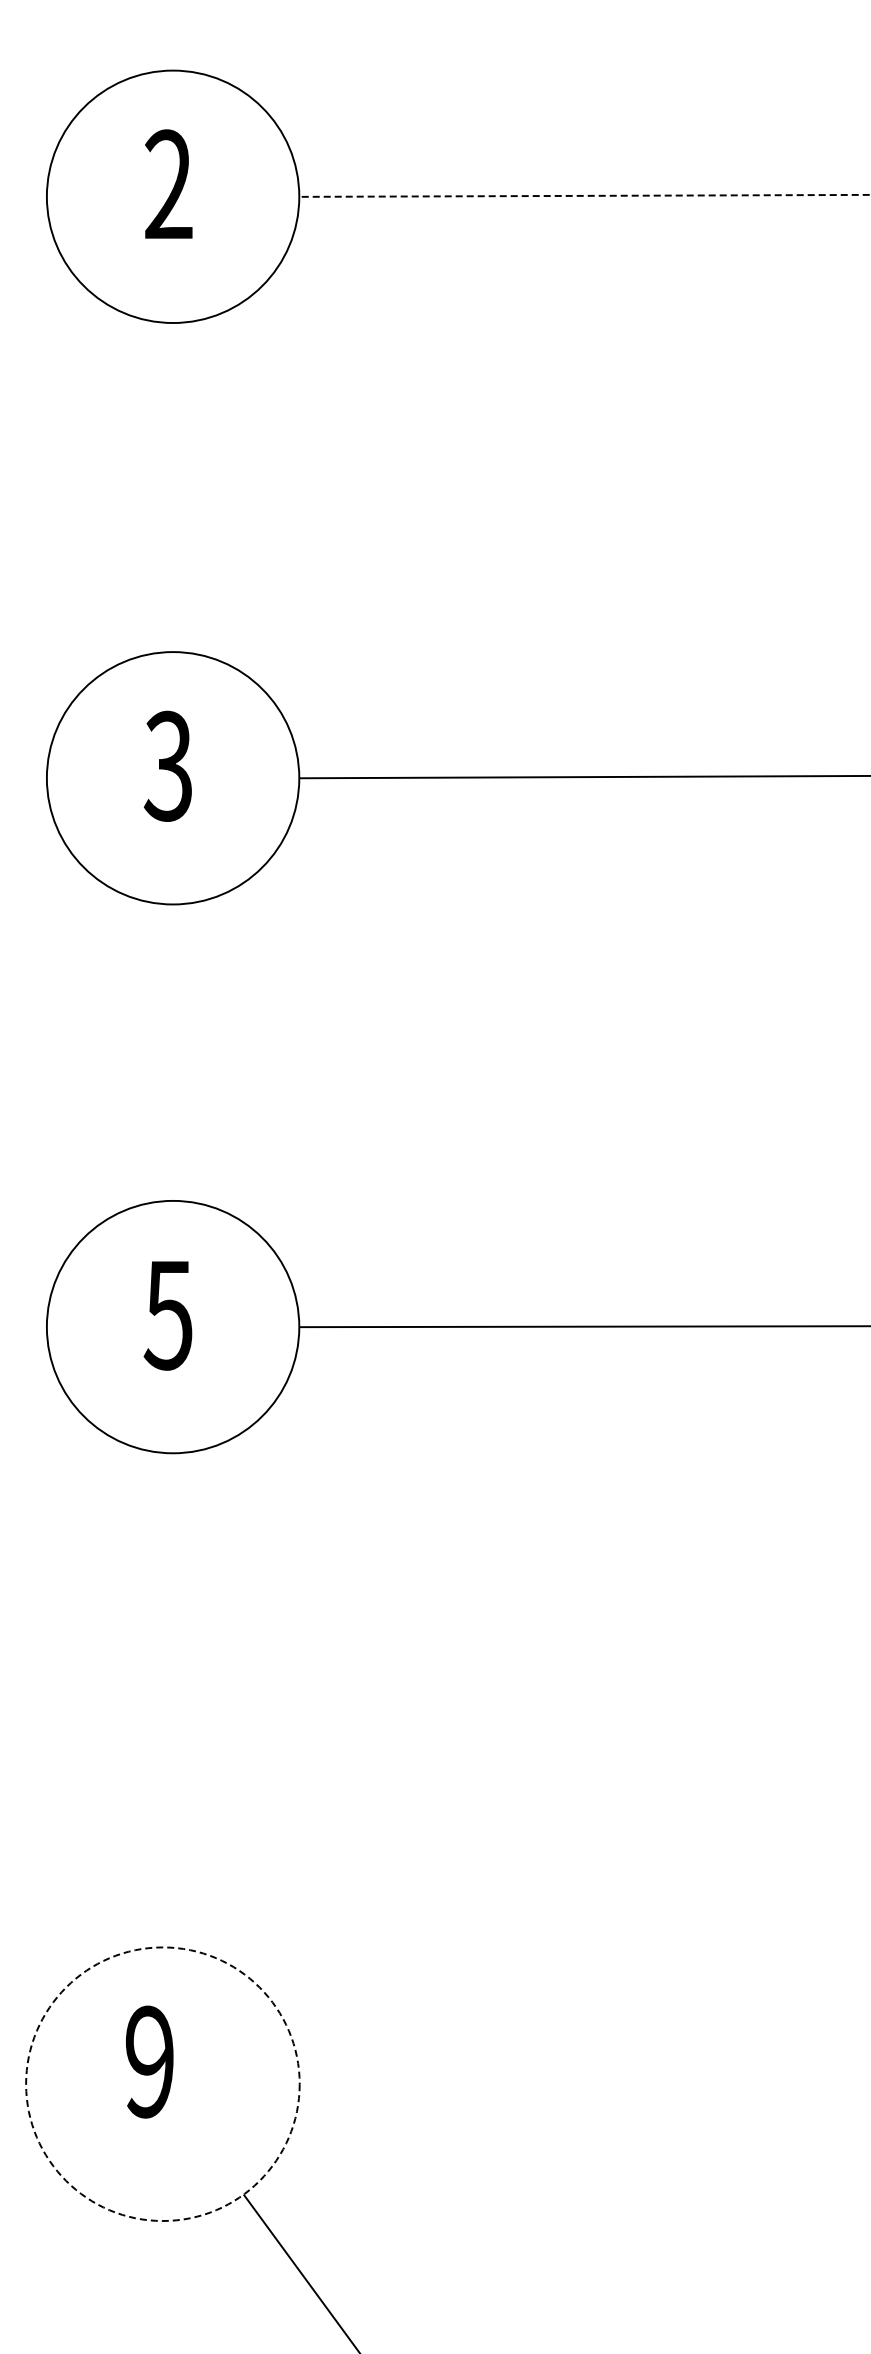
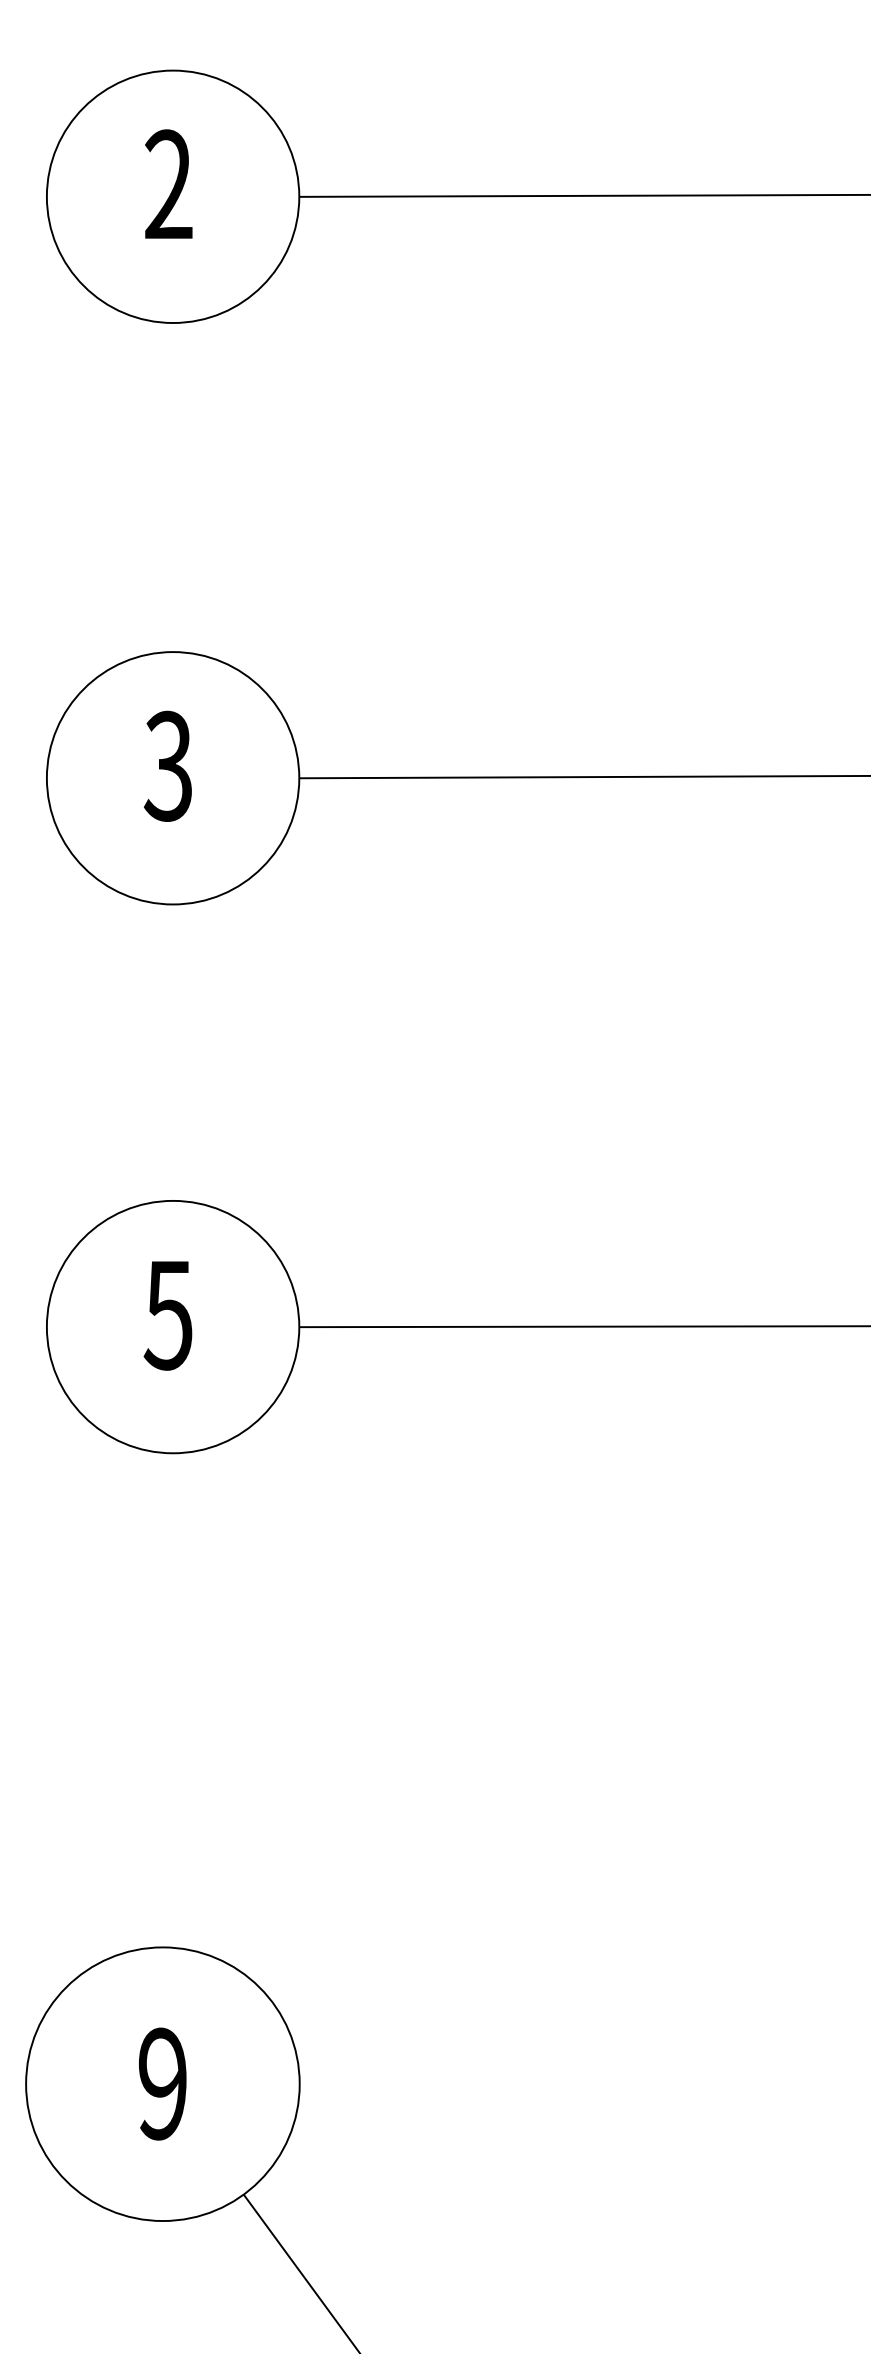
line: dashed -> solid (585, 195)
text position: (149, 2061) -> (162, 2083) (162, 2083)
circle: dashed -> solid (162, 2084)
